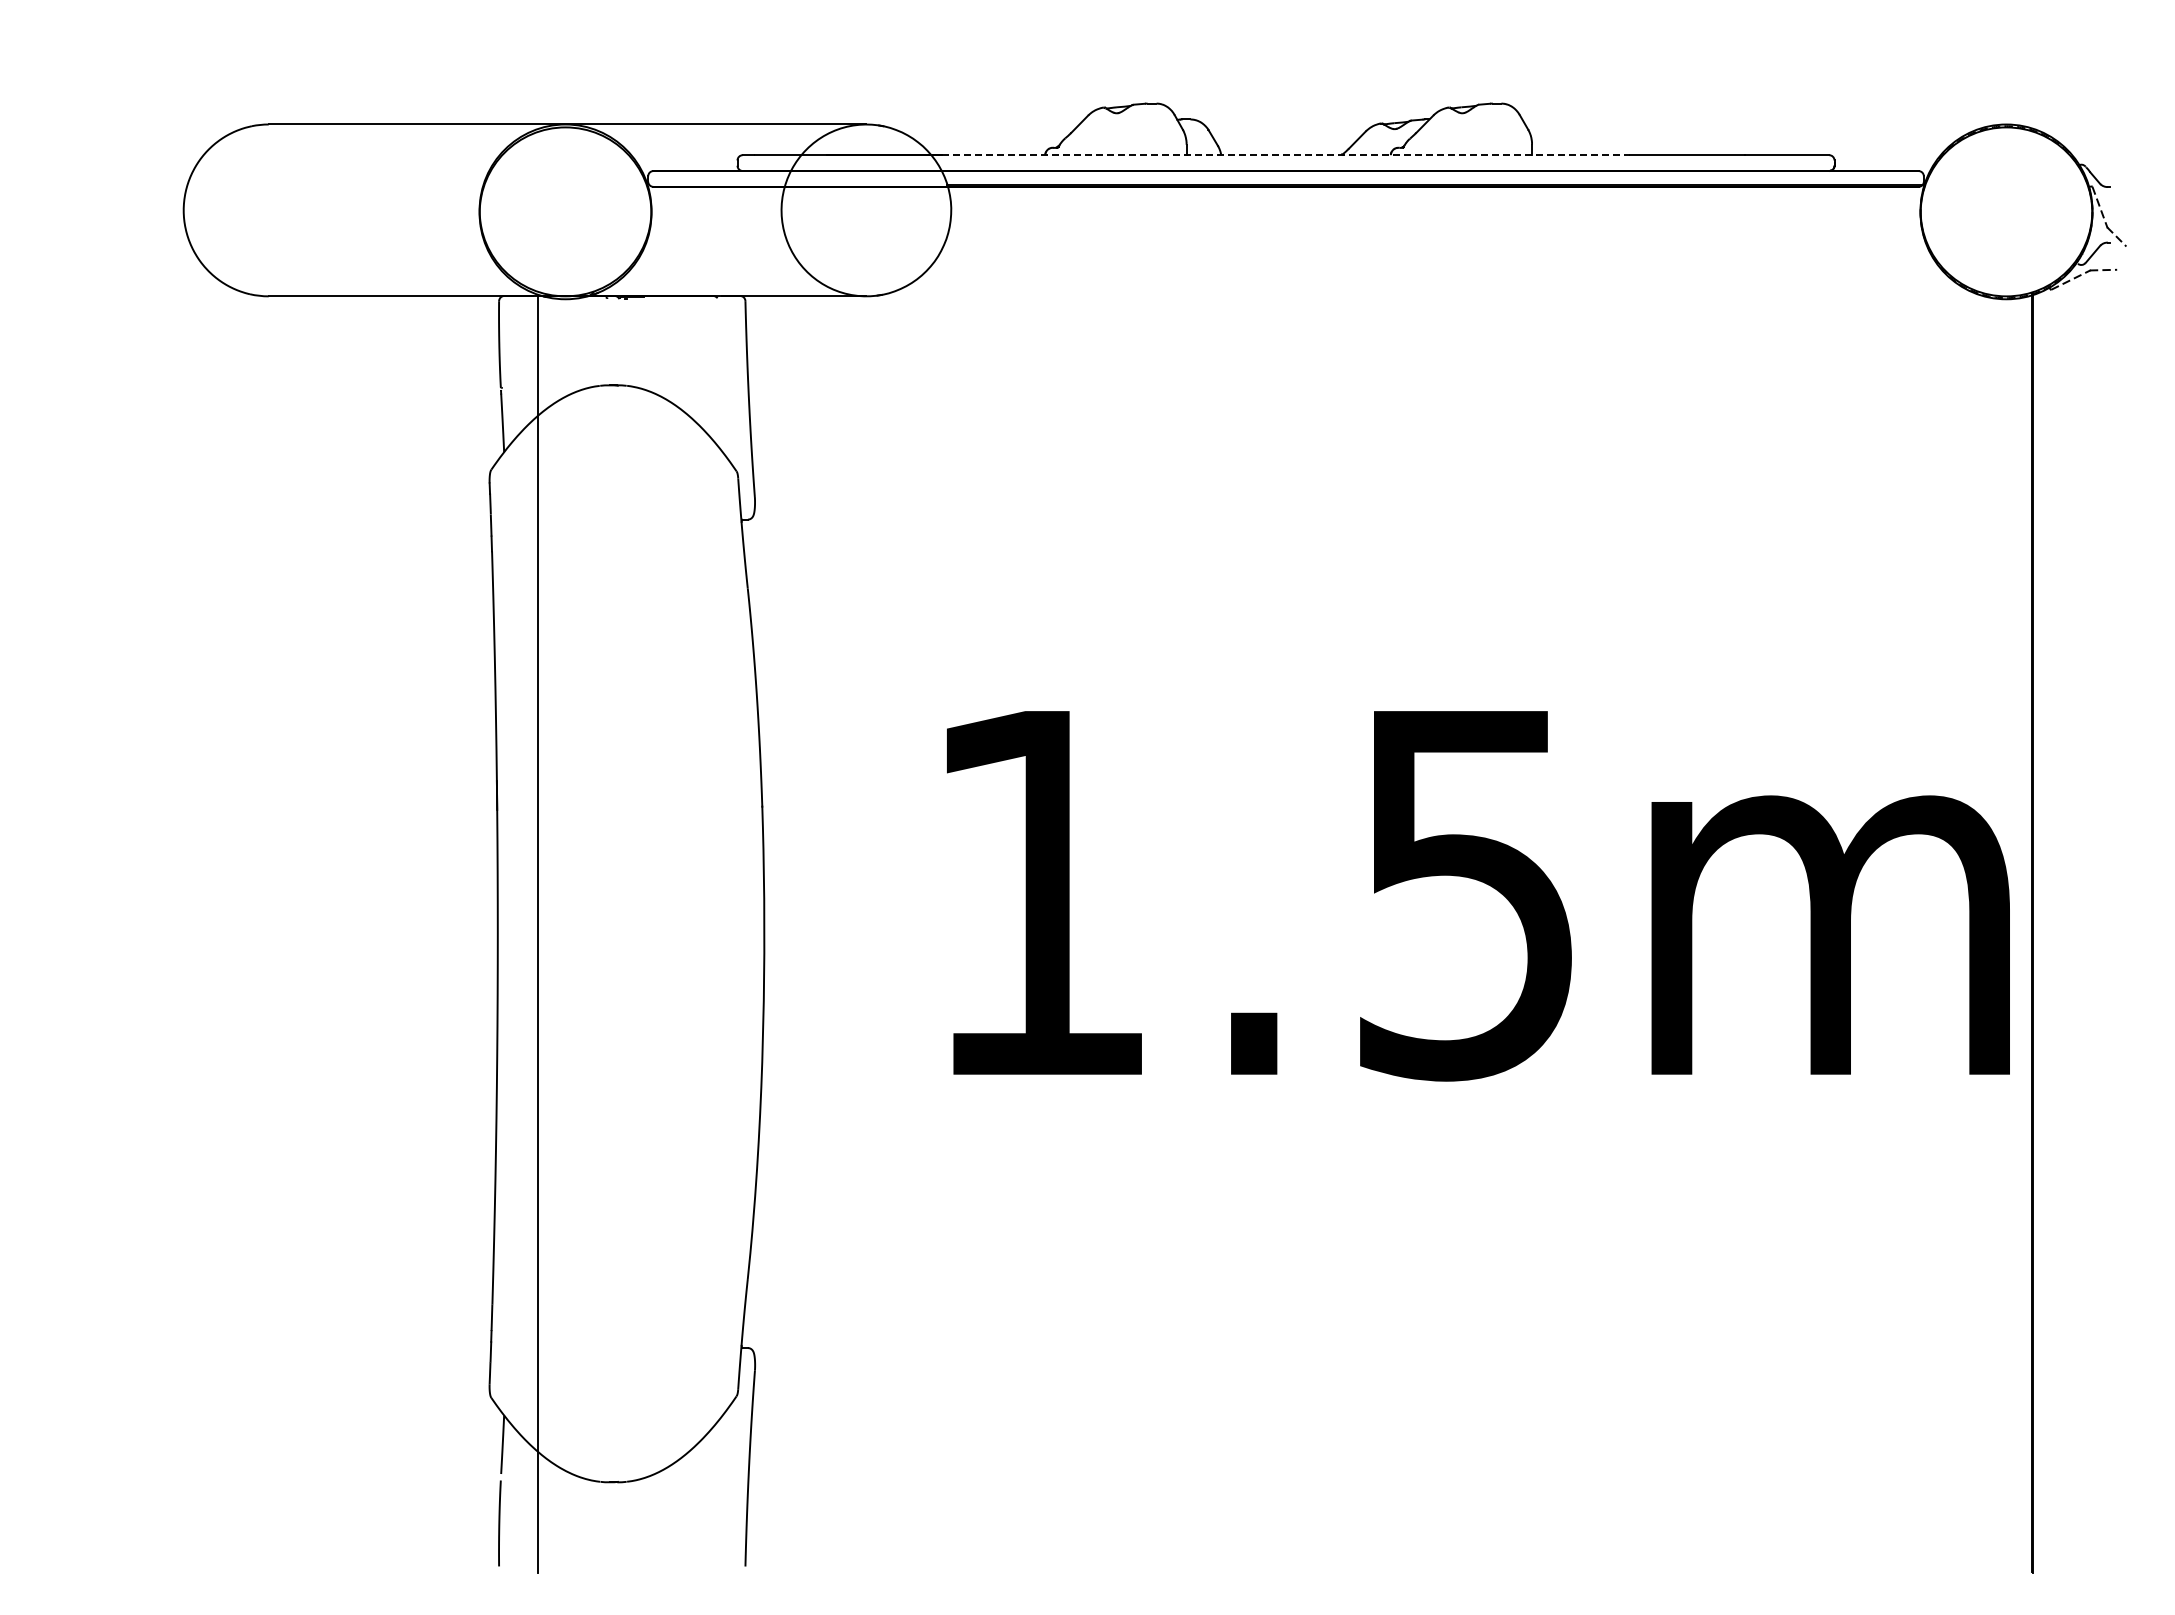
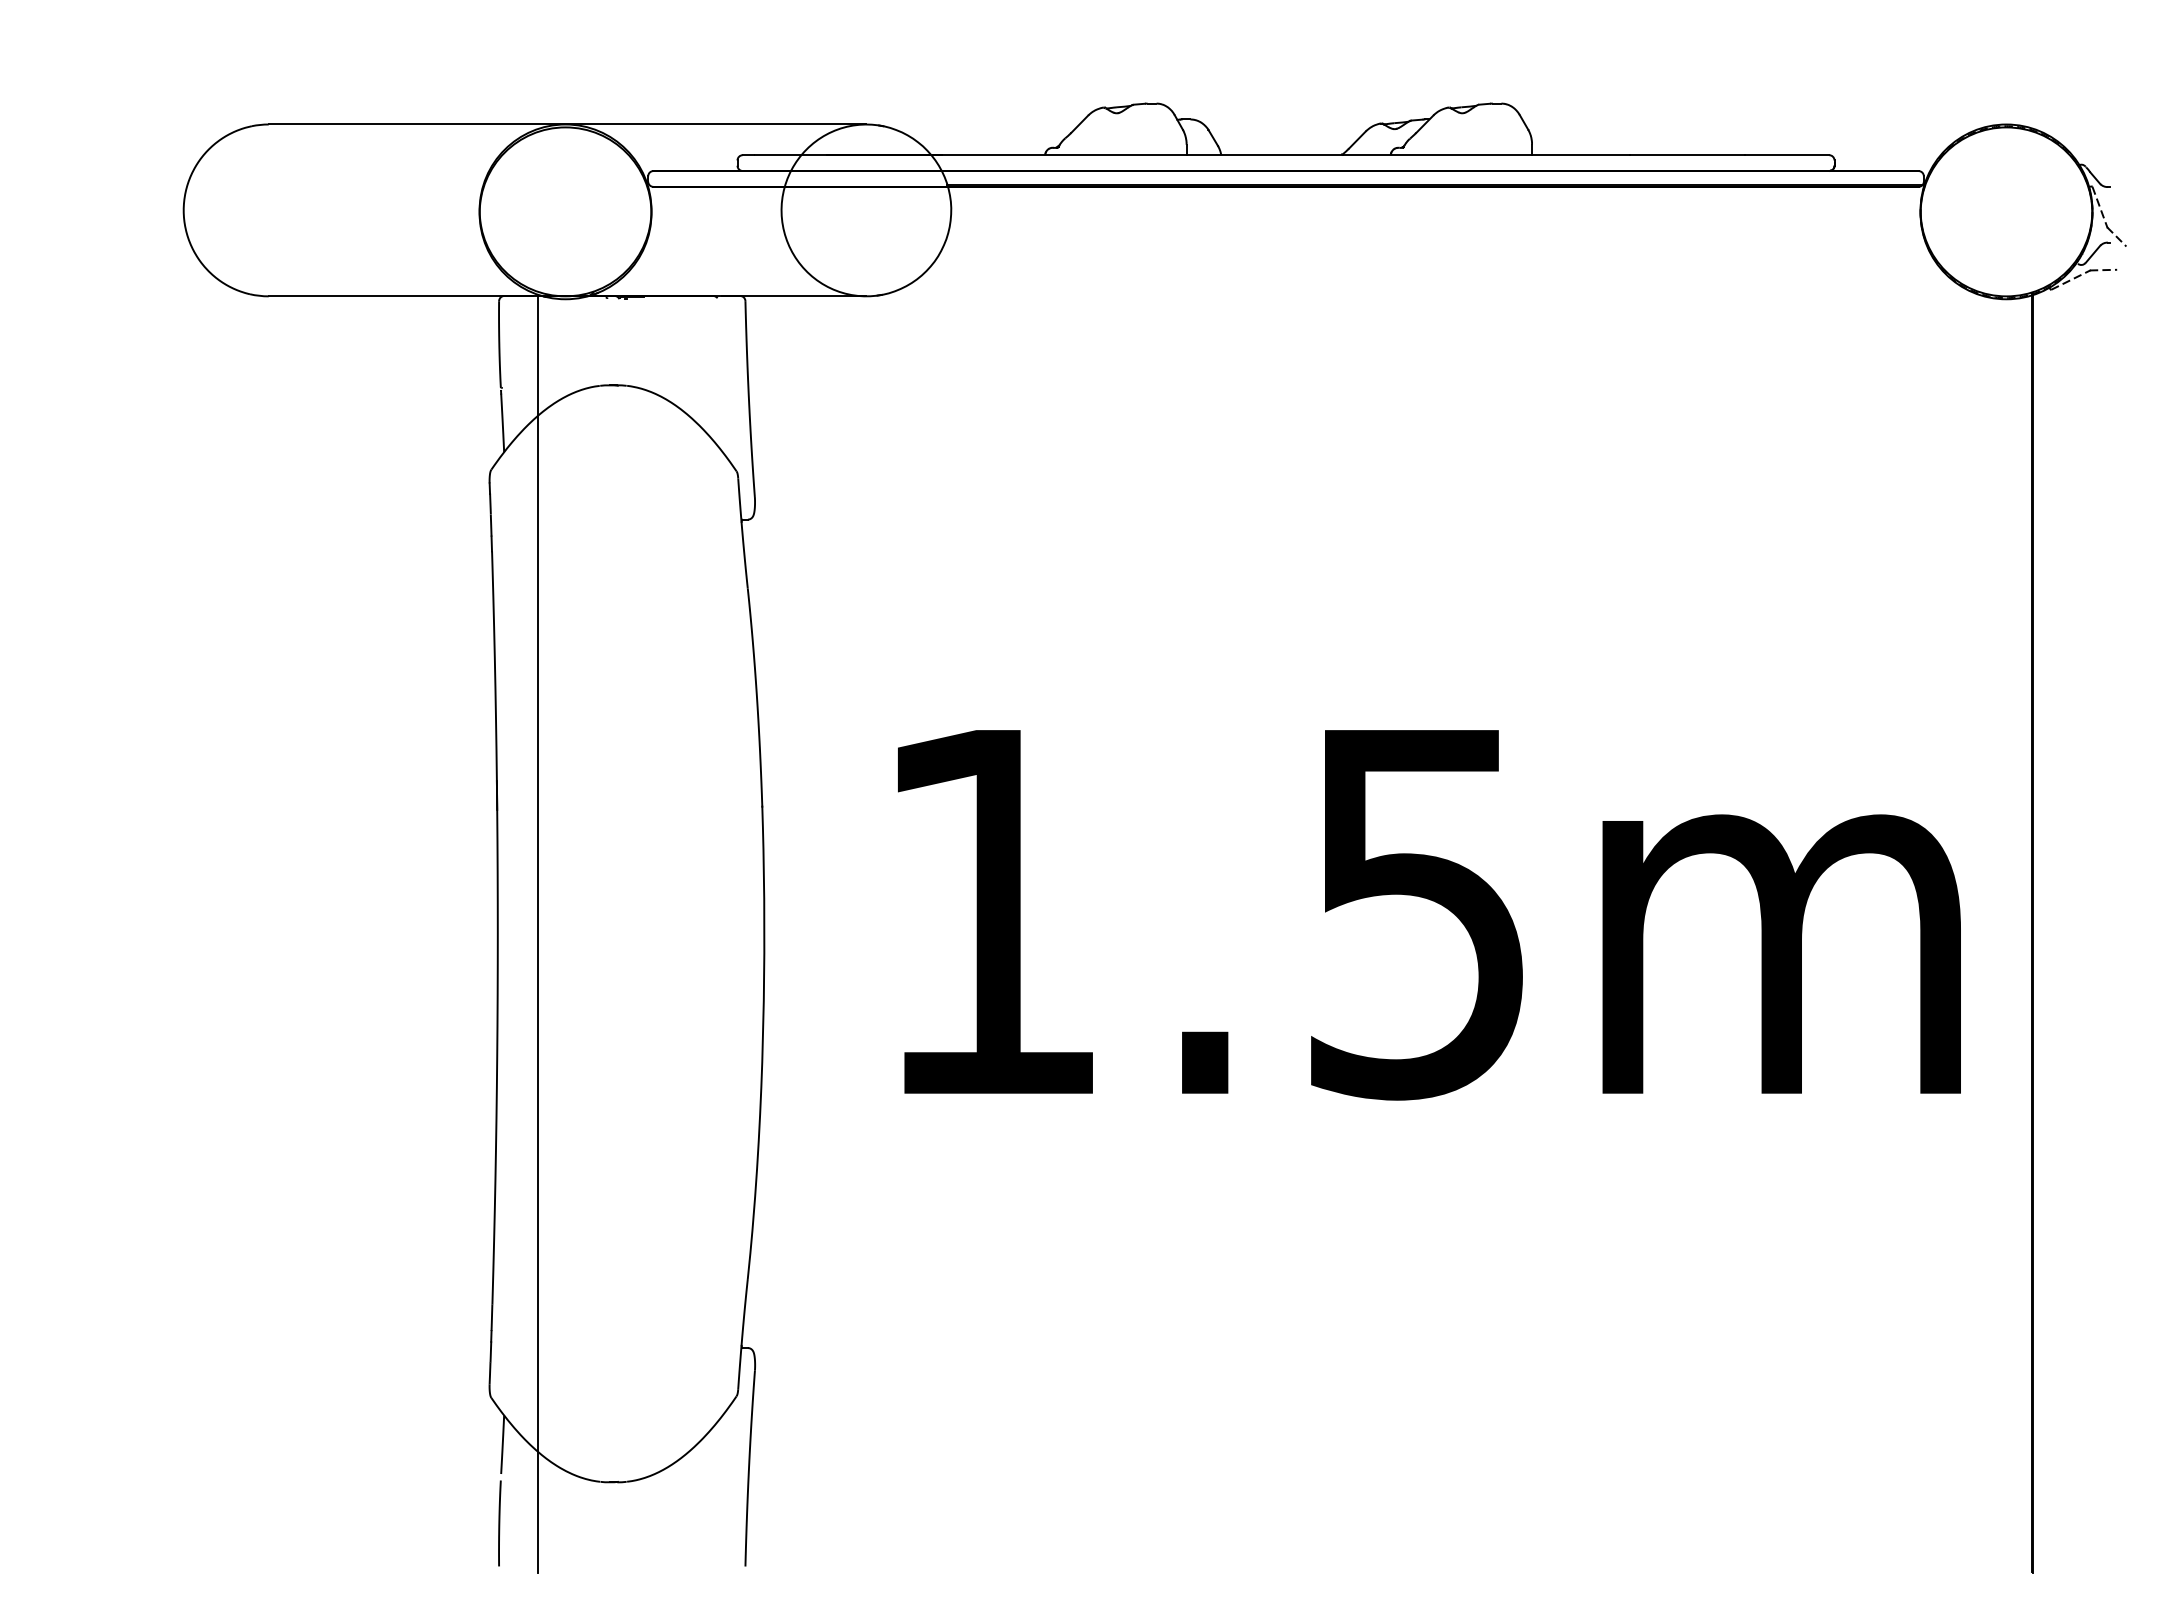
line: dashed -> solid (1286, 155)
text position: (1478, 896) -> (1429, 915) (1429, 915)
